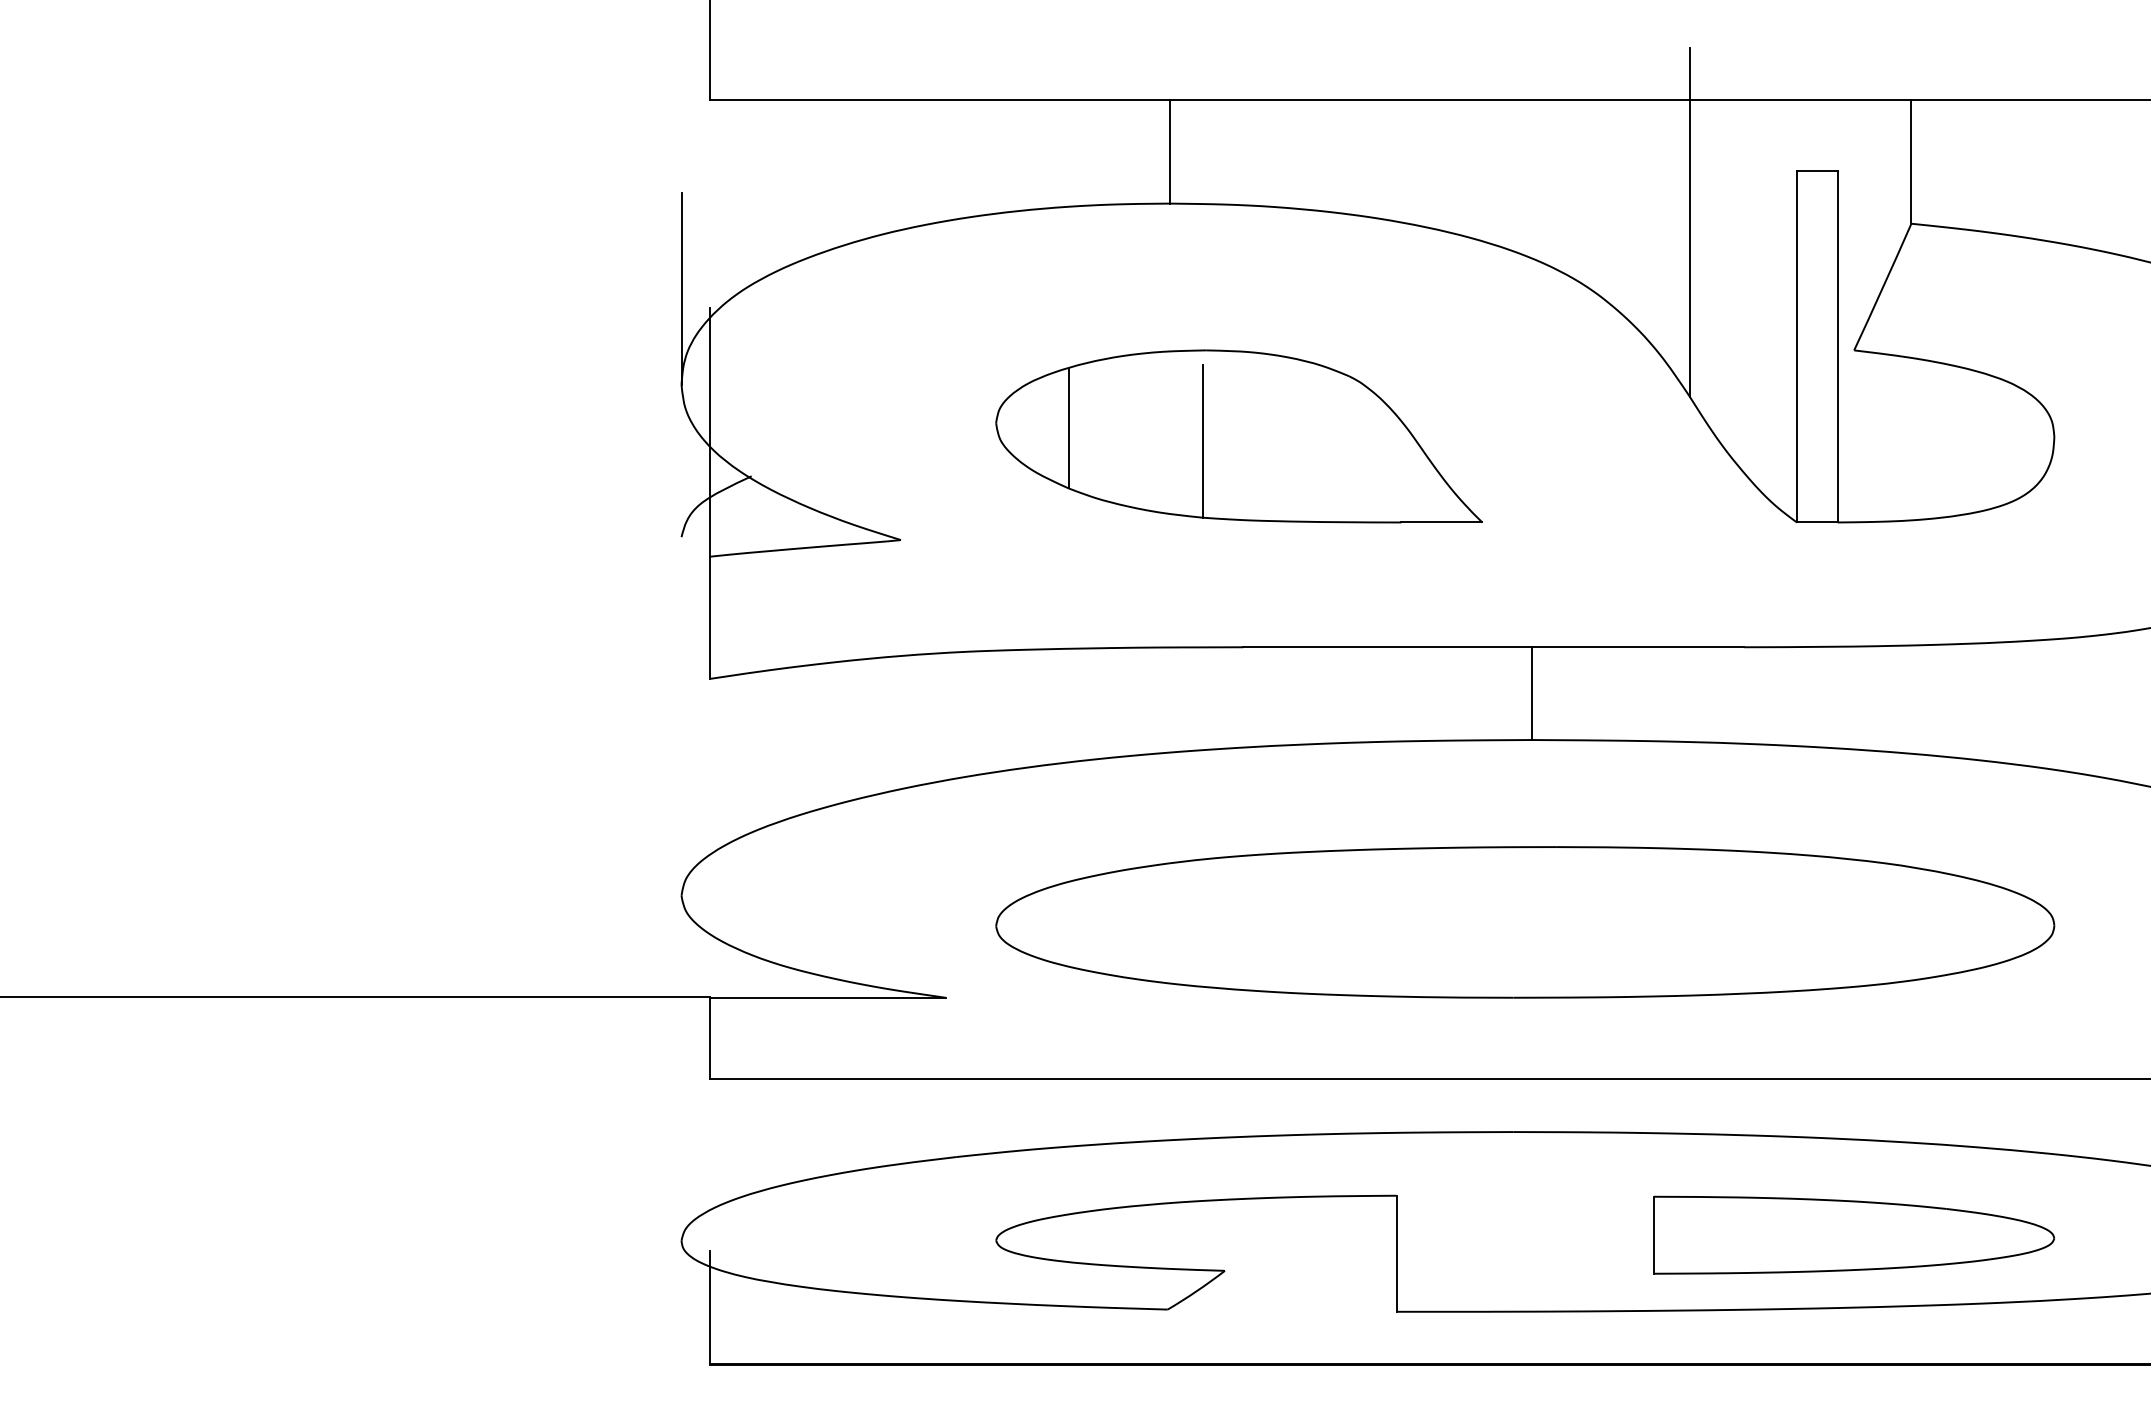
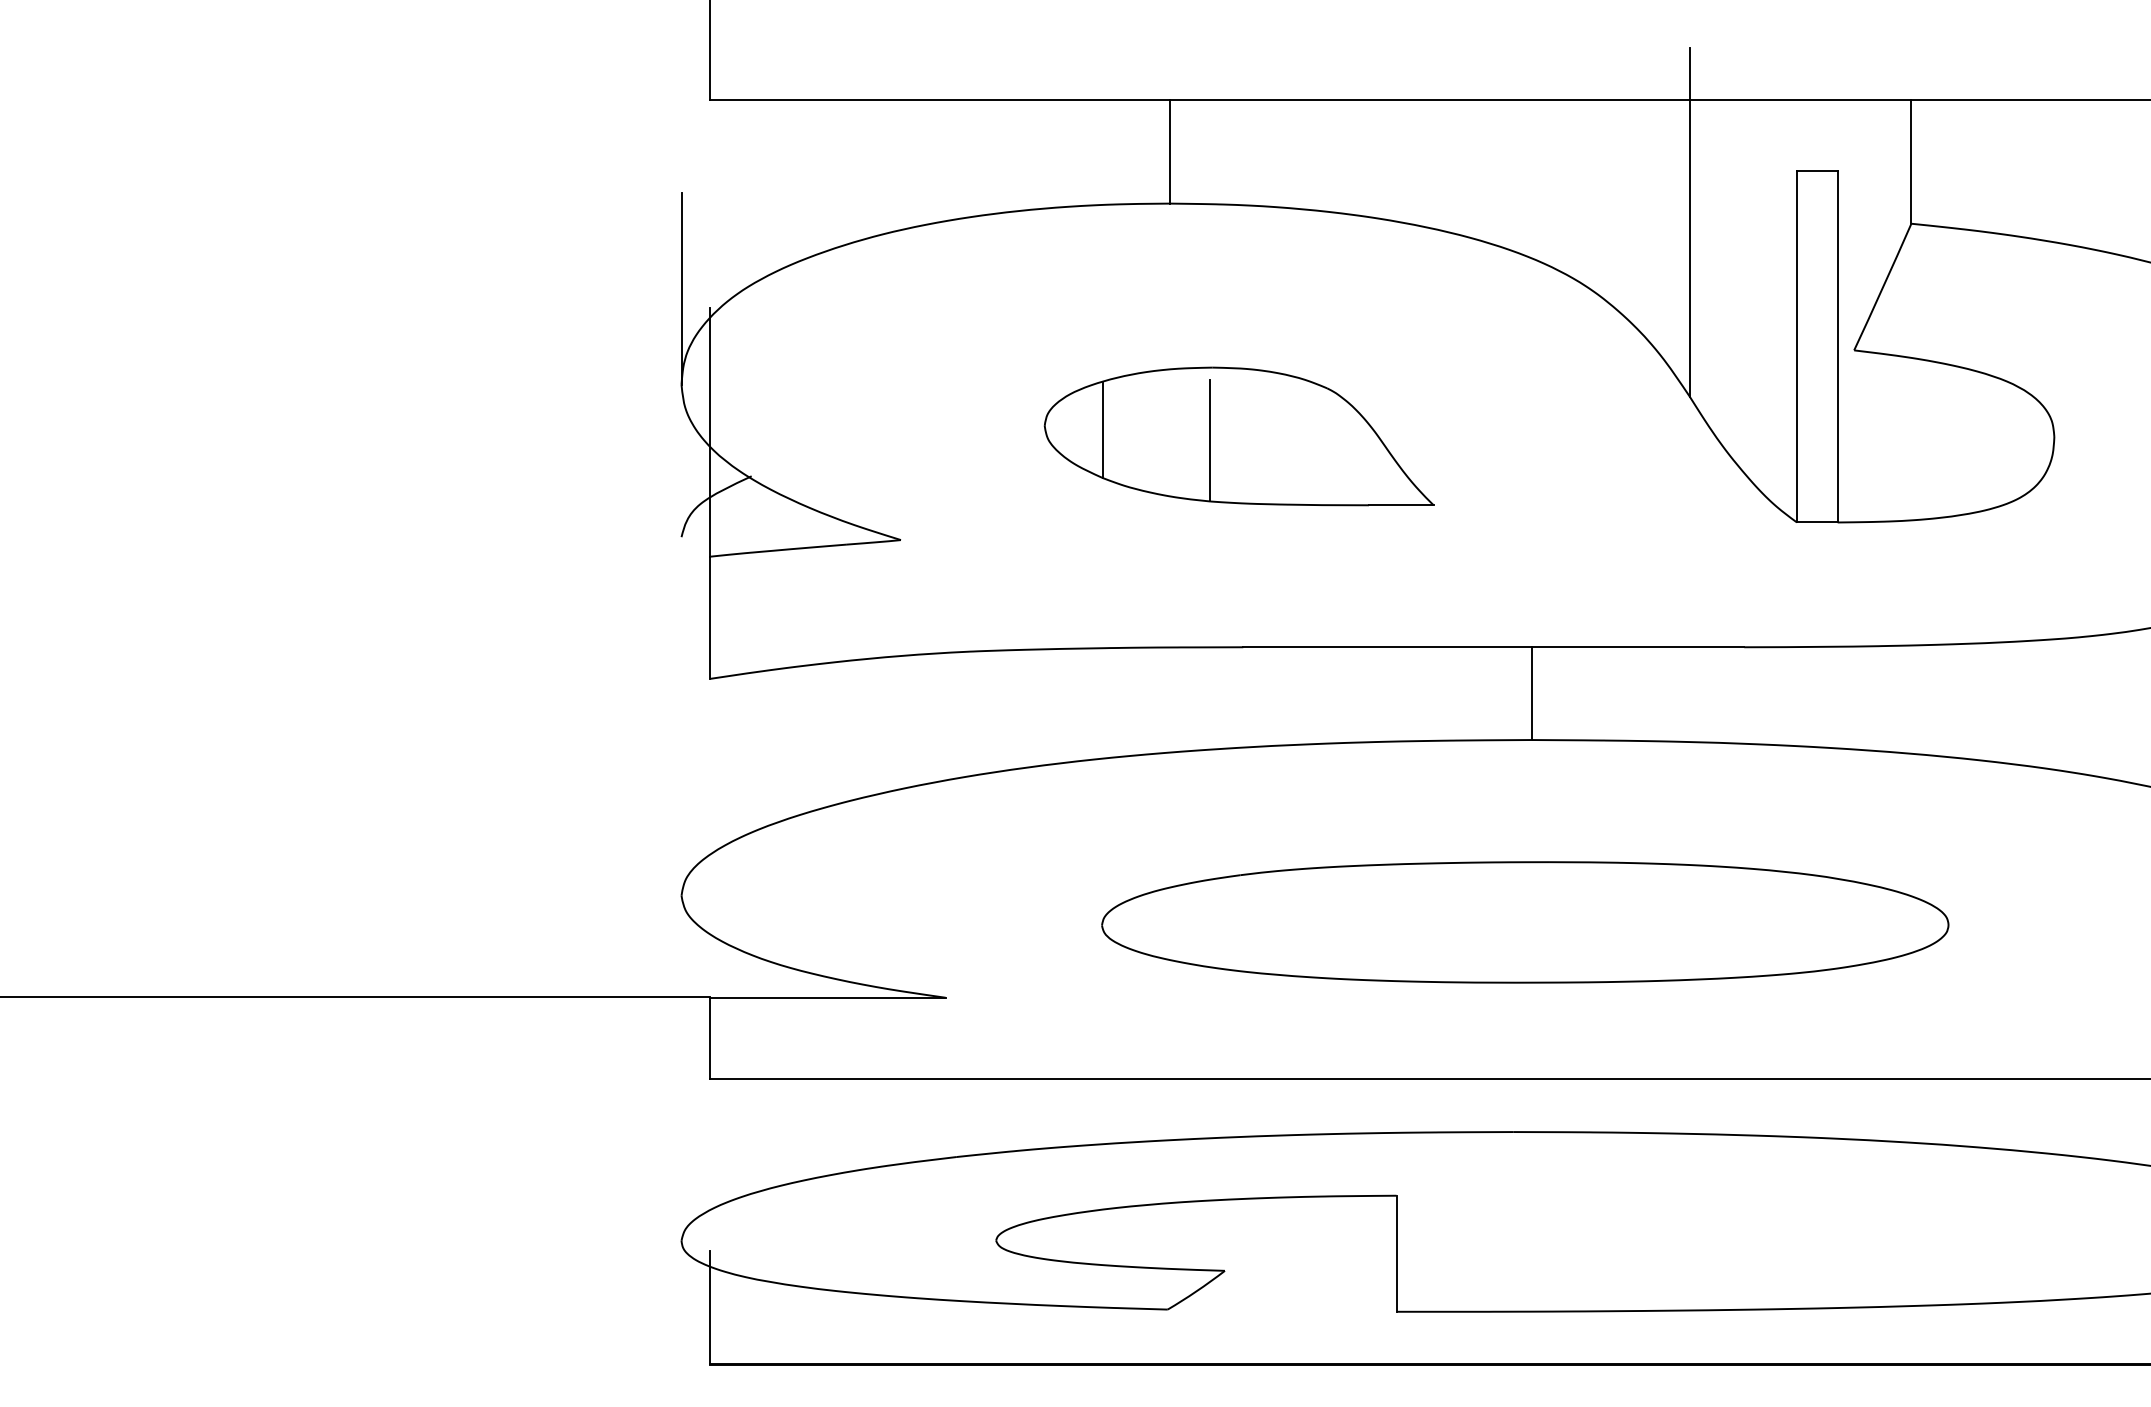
part size: 488x175 px -> 392x141 px (1238, 436)
part size: 1061x153 px -> 849x123 px (1525, 922)
part: present -> none (1854, 1234)
